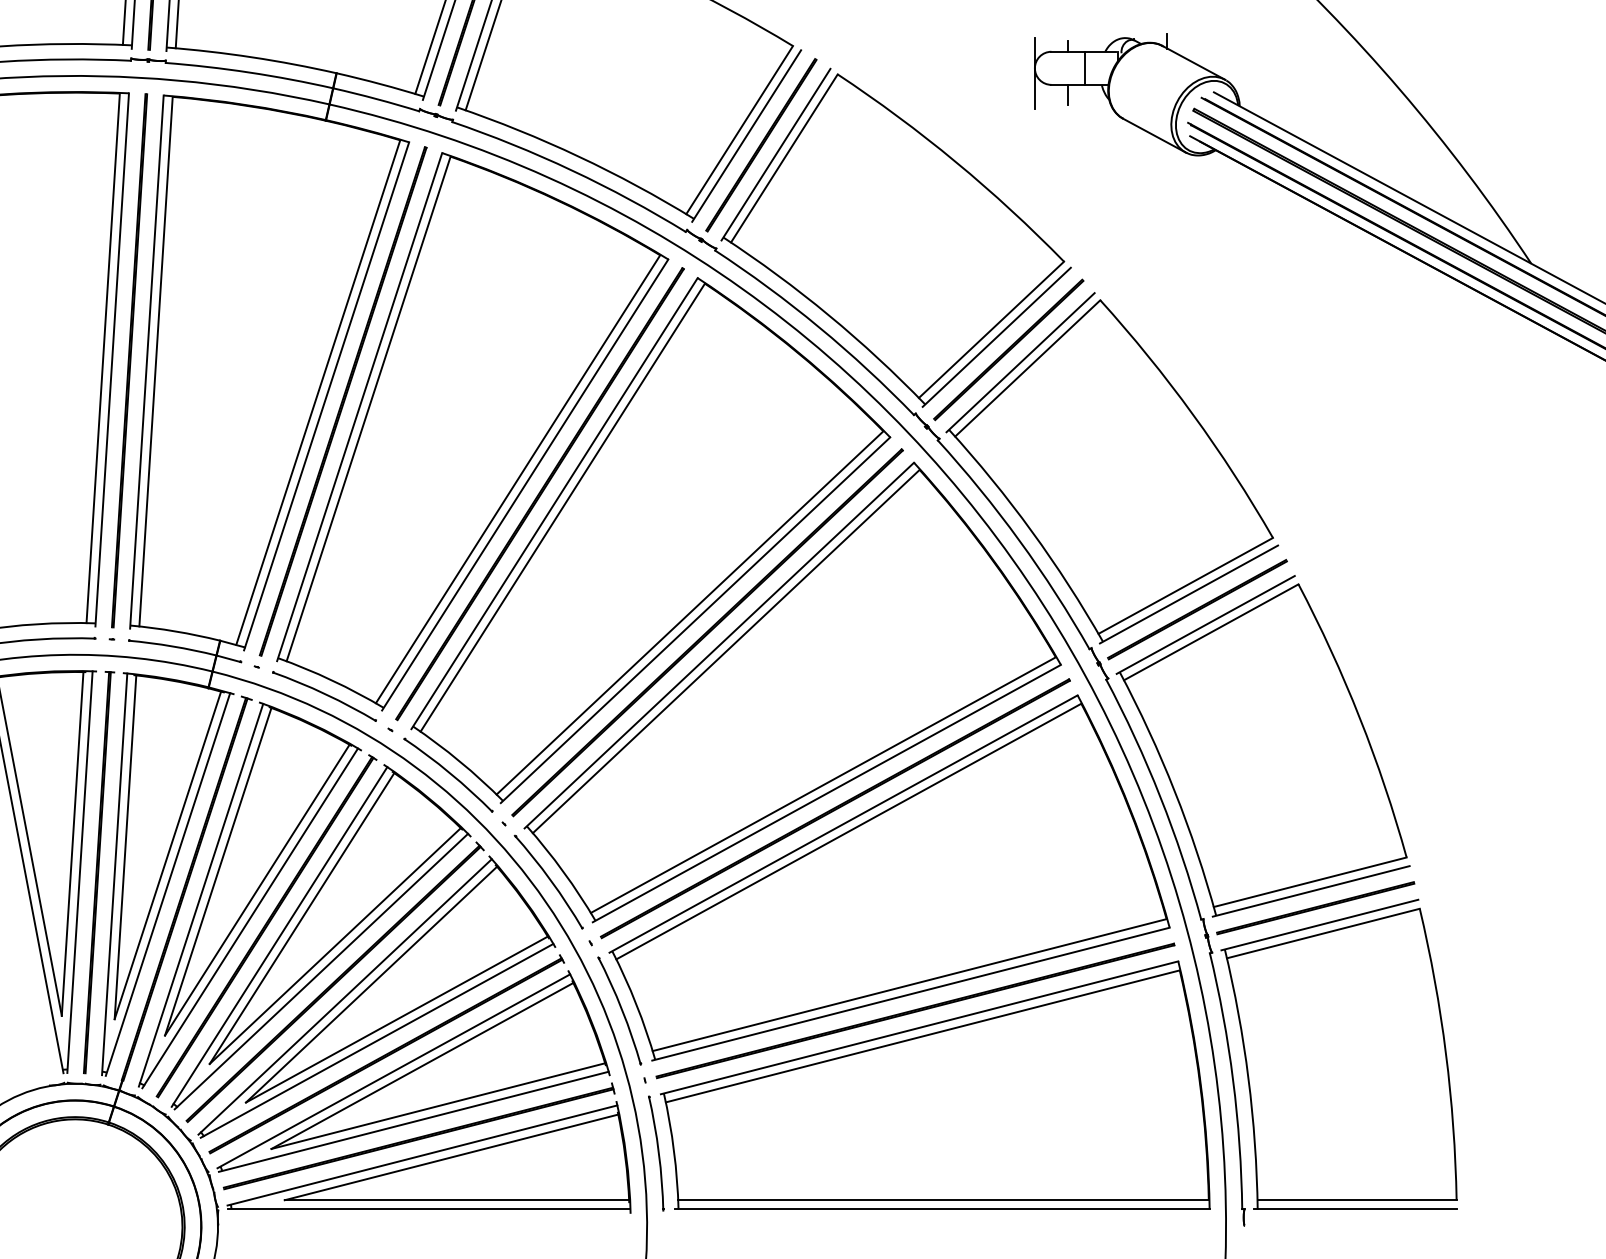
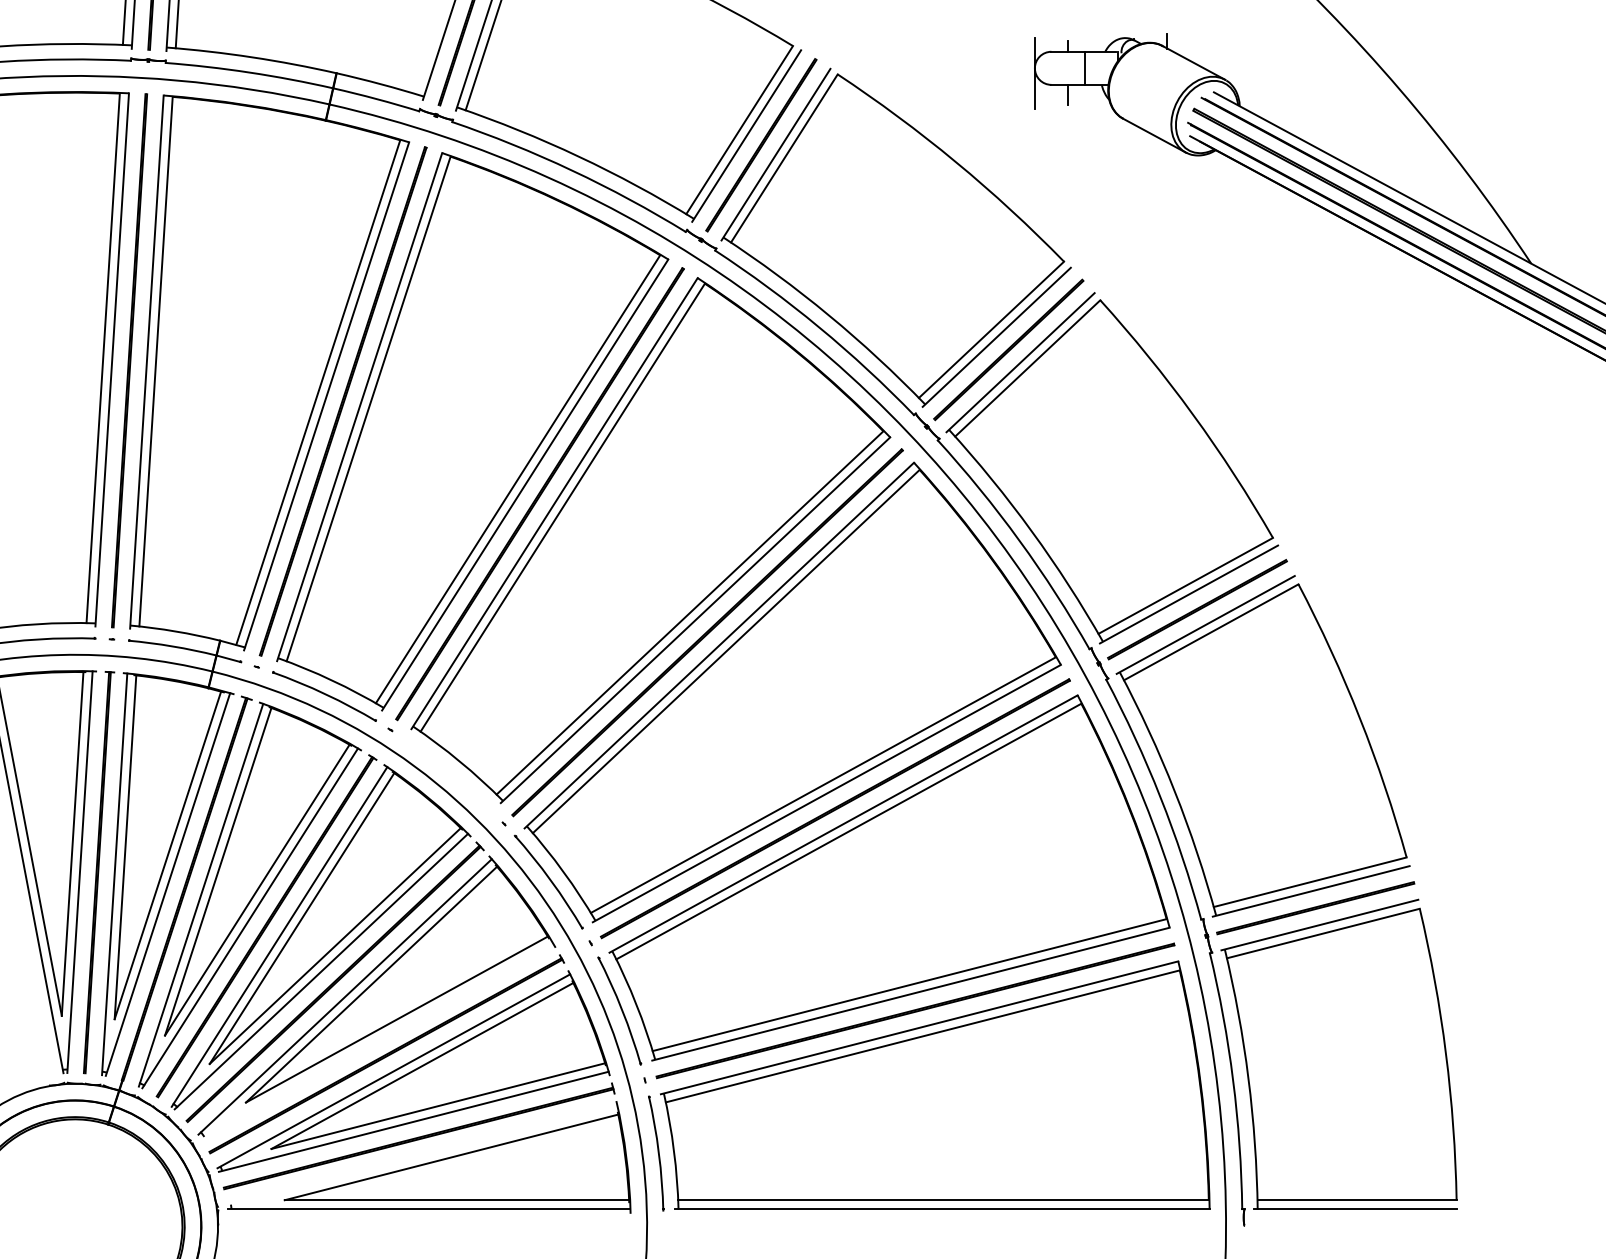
line: present -> none (429, 47)
part: present -> none (448, 774)
line: present -> none (376, 1040)
line: present -> none (422, 1155)
